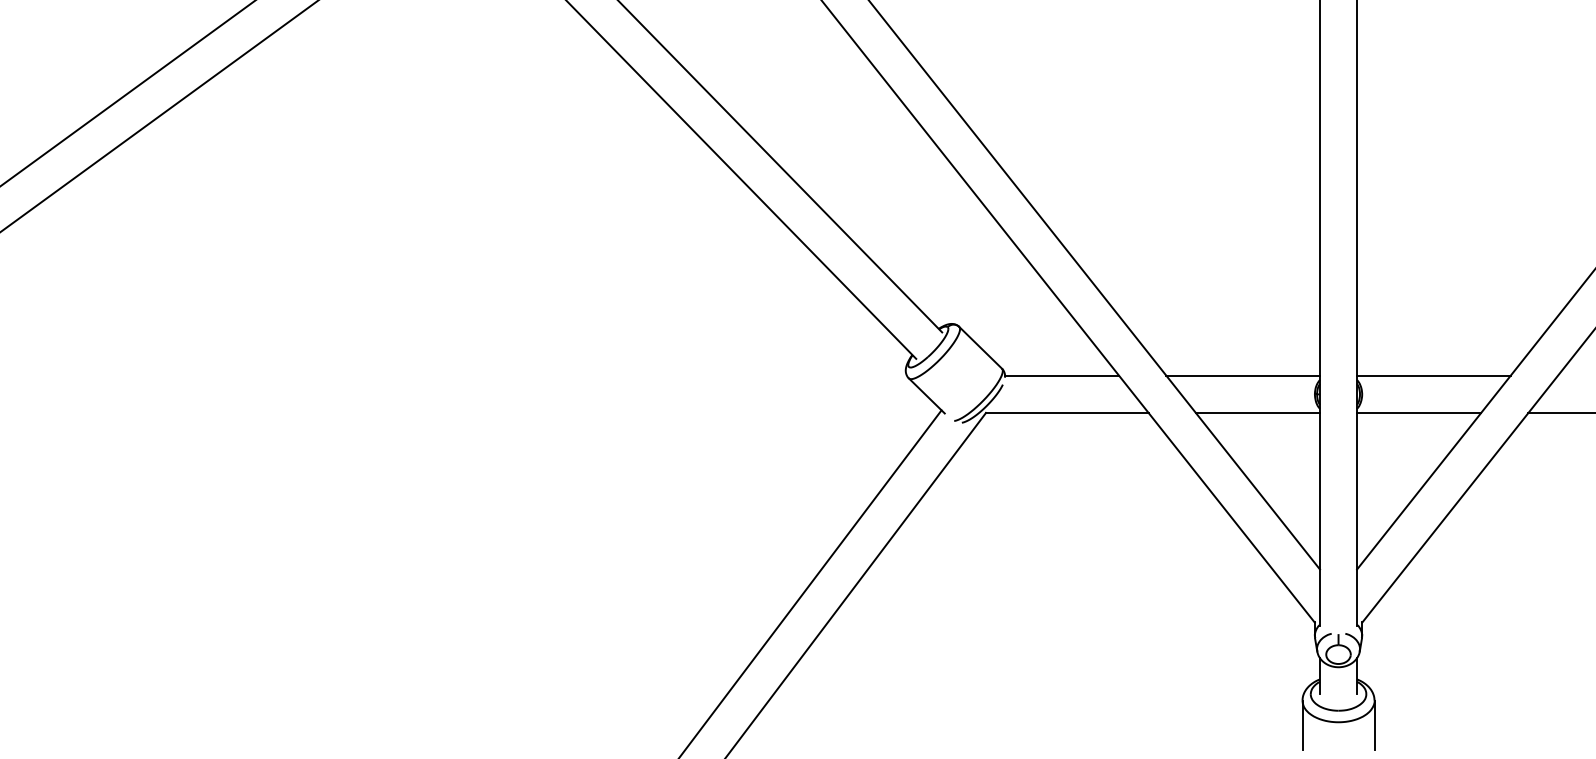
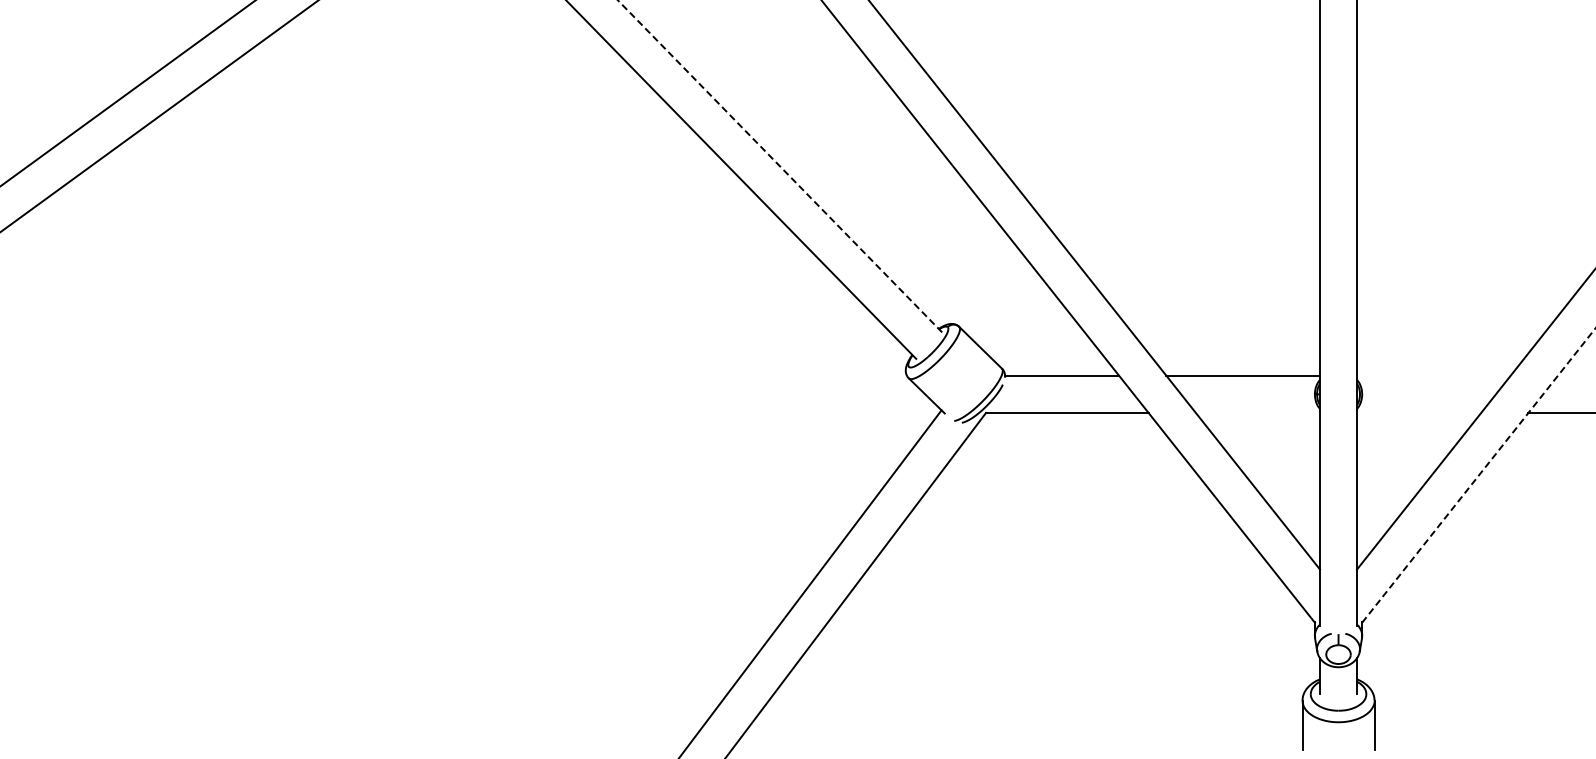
line: solid -> dashed (780, 166)
line: present -> none (1433, 375)
line: present -> none (1257, 412)
line: present -> none (1419, 412)
line: solid -> dashed (1478, 475)
